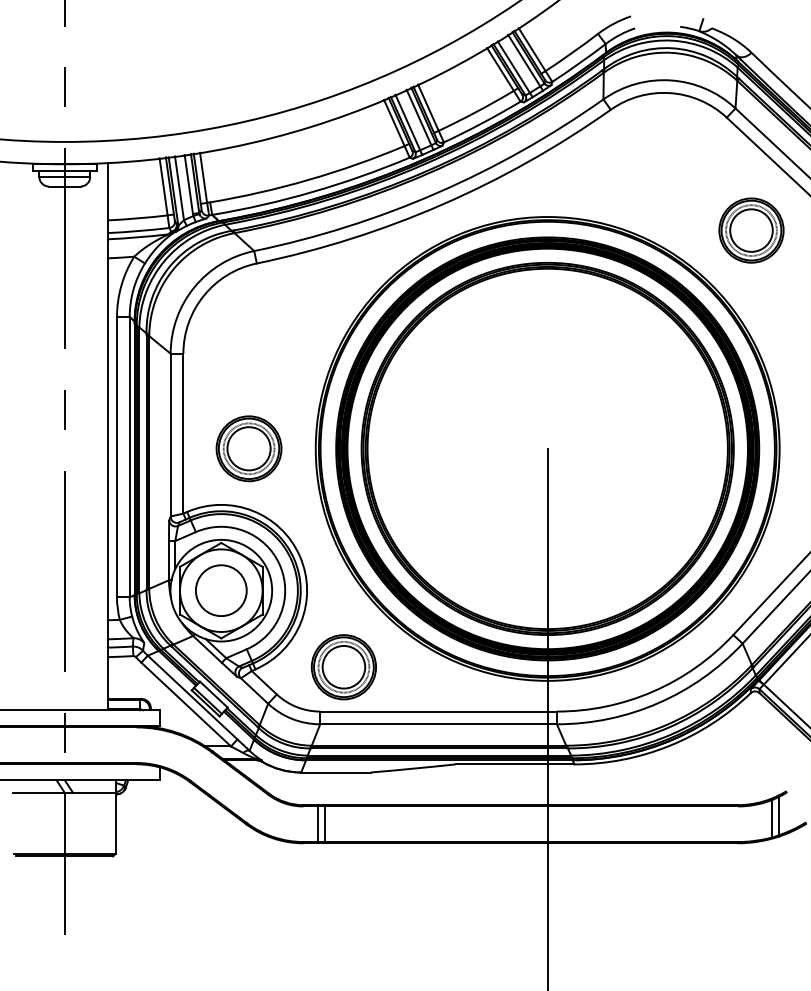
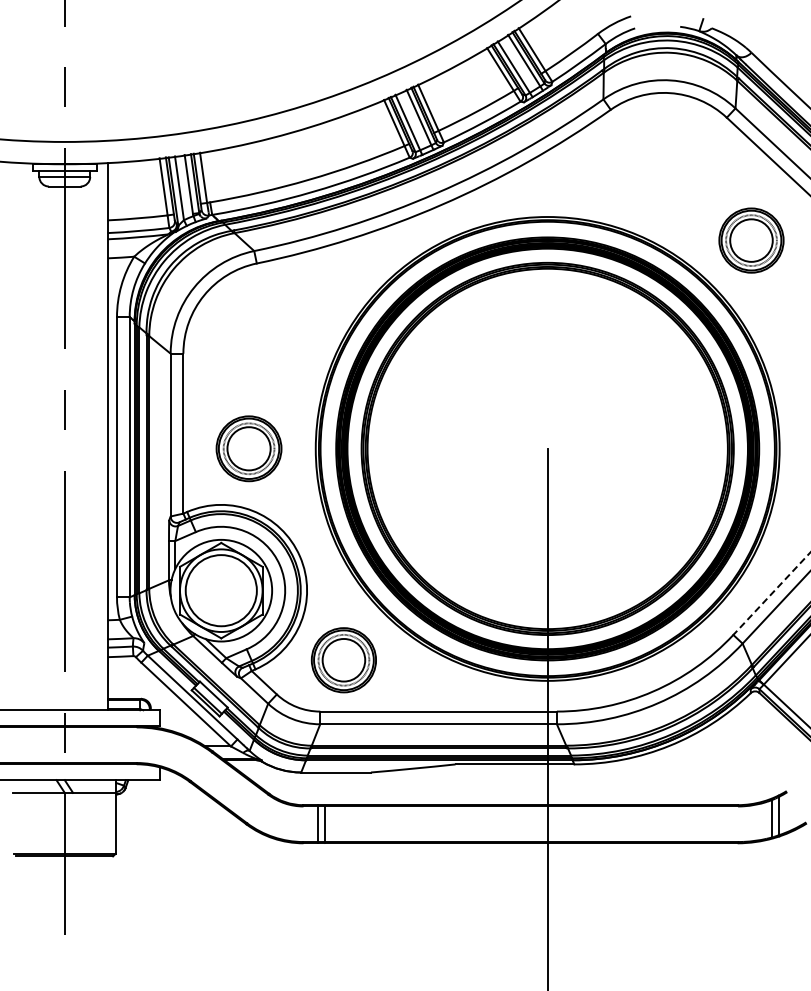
part position: (751, 230) -> (751, 240) (751, 240)
circle diameter: 51 px -> 71 px (220, 590)
line: solid -> dashed (771, 594)
part position: (343, 667) -> (343, 660) (343, 660)
